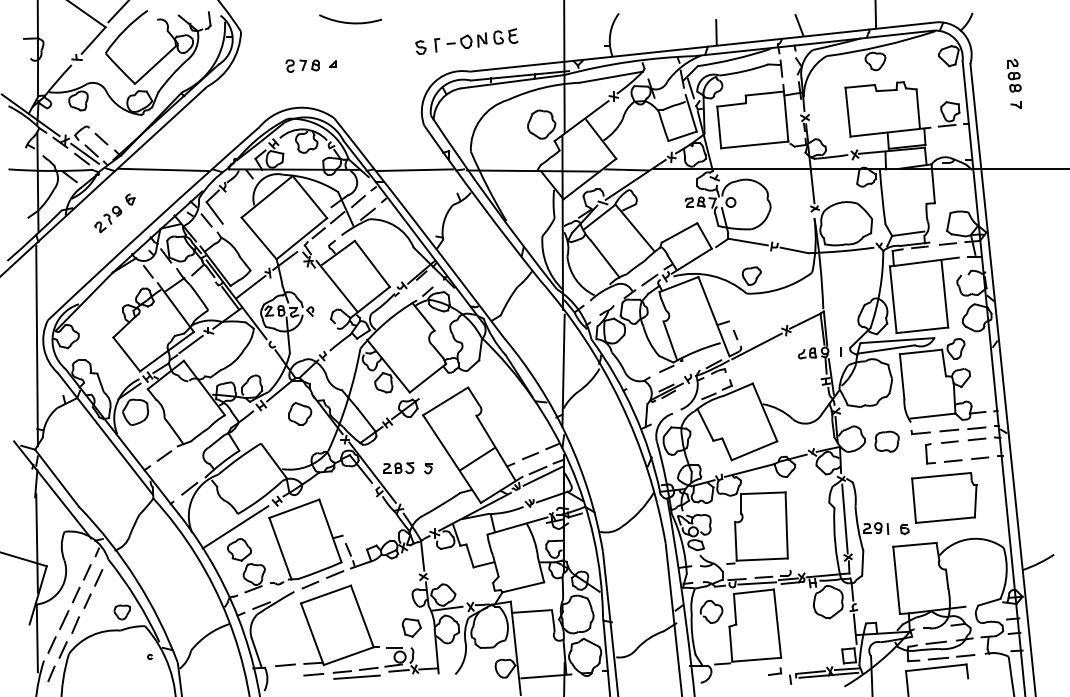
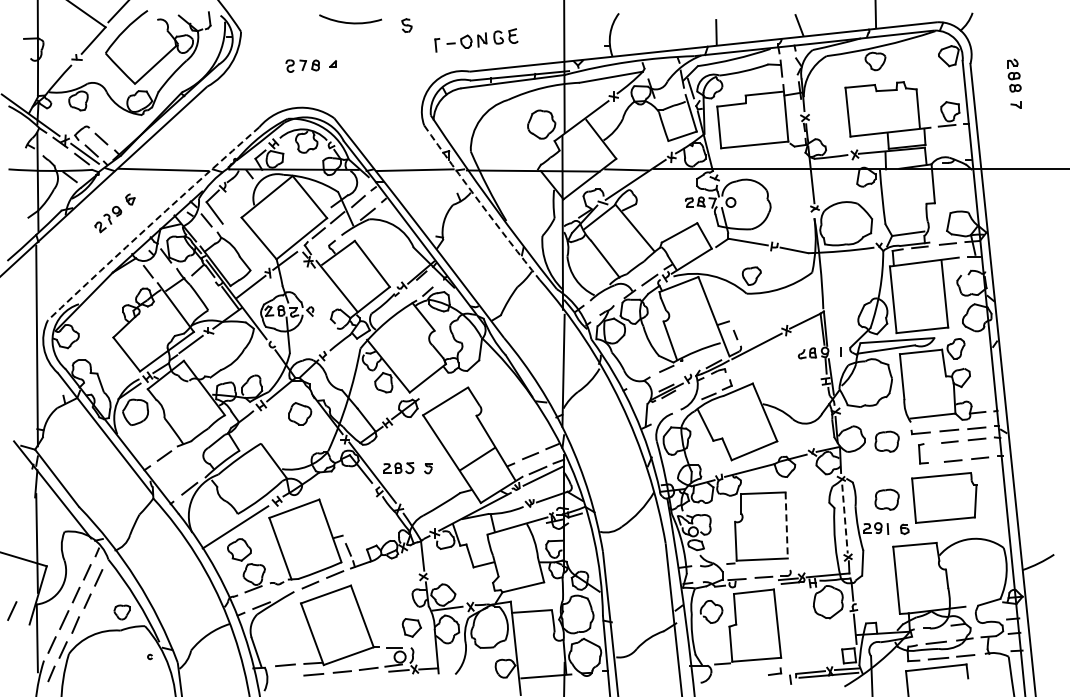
part position: (420, 47) -> (406, 25) (406, 25)
arc: solid -> dashed (480, 203)
arc: solid -> dashed (152, 222)
part position: (930, 453) -> (923, 453) (923, 453)
part: none -> present (886, 499)
line: solid -> dashed (844, 519)
line: solid -> dashed (786, 525)
line: present -> none (757, 583)
line: none -> present (12, 610)
line: present -> none (356, 676)
